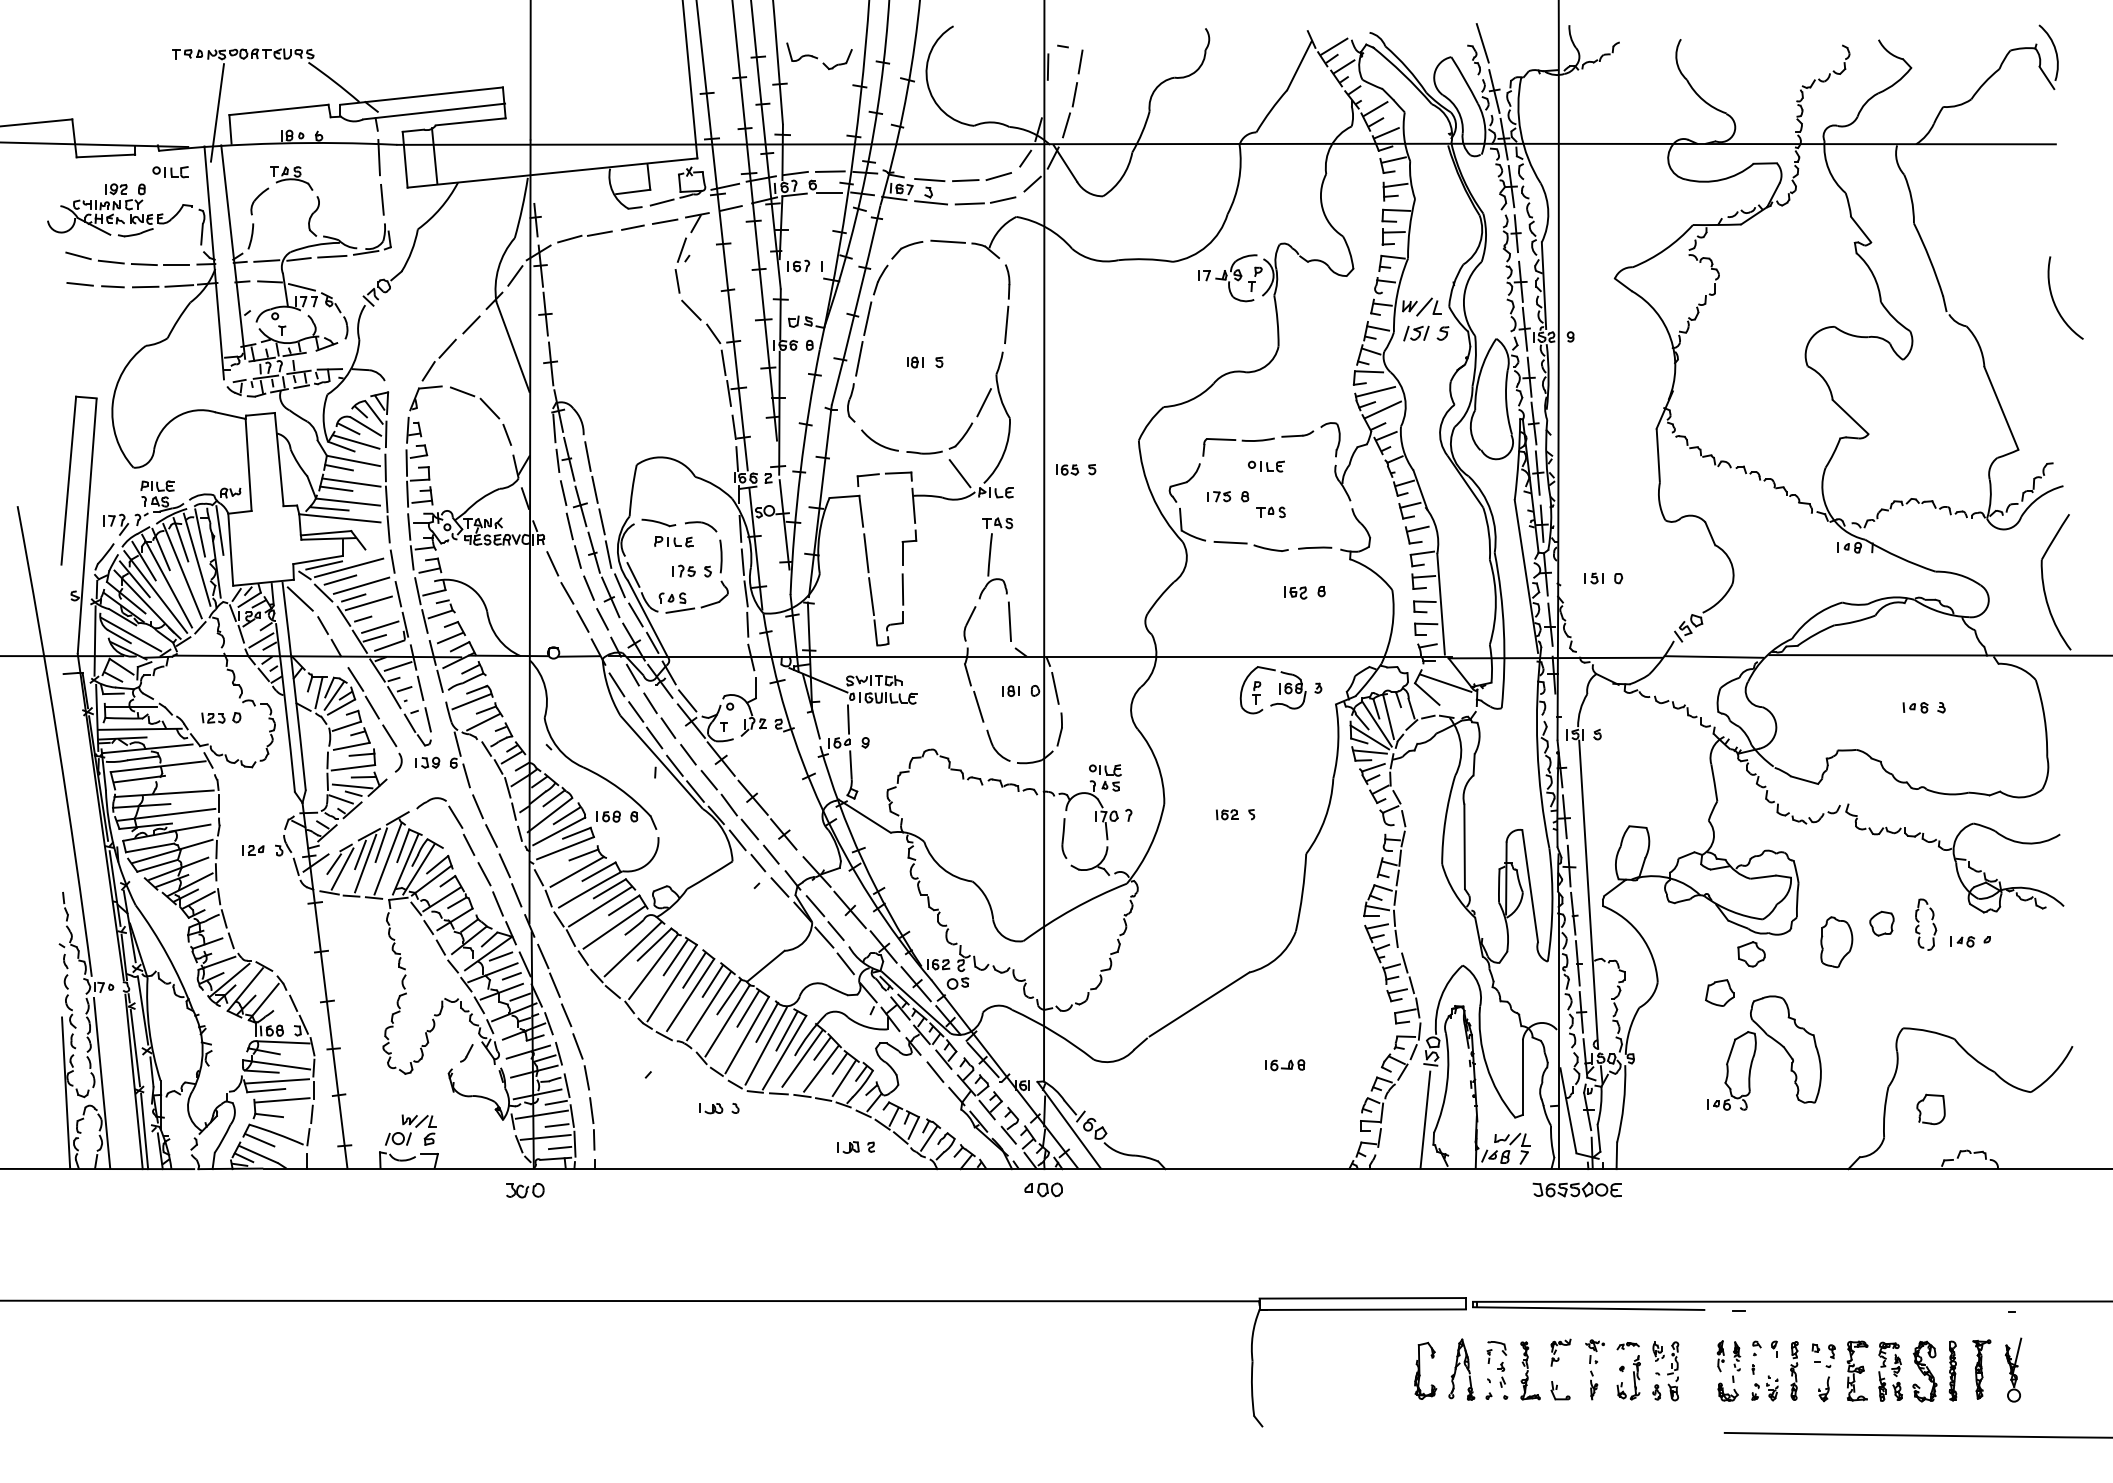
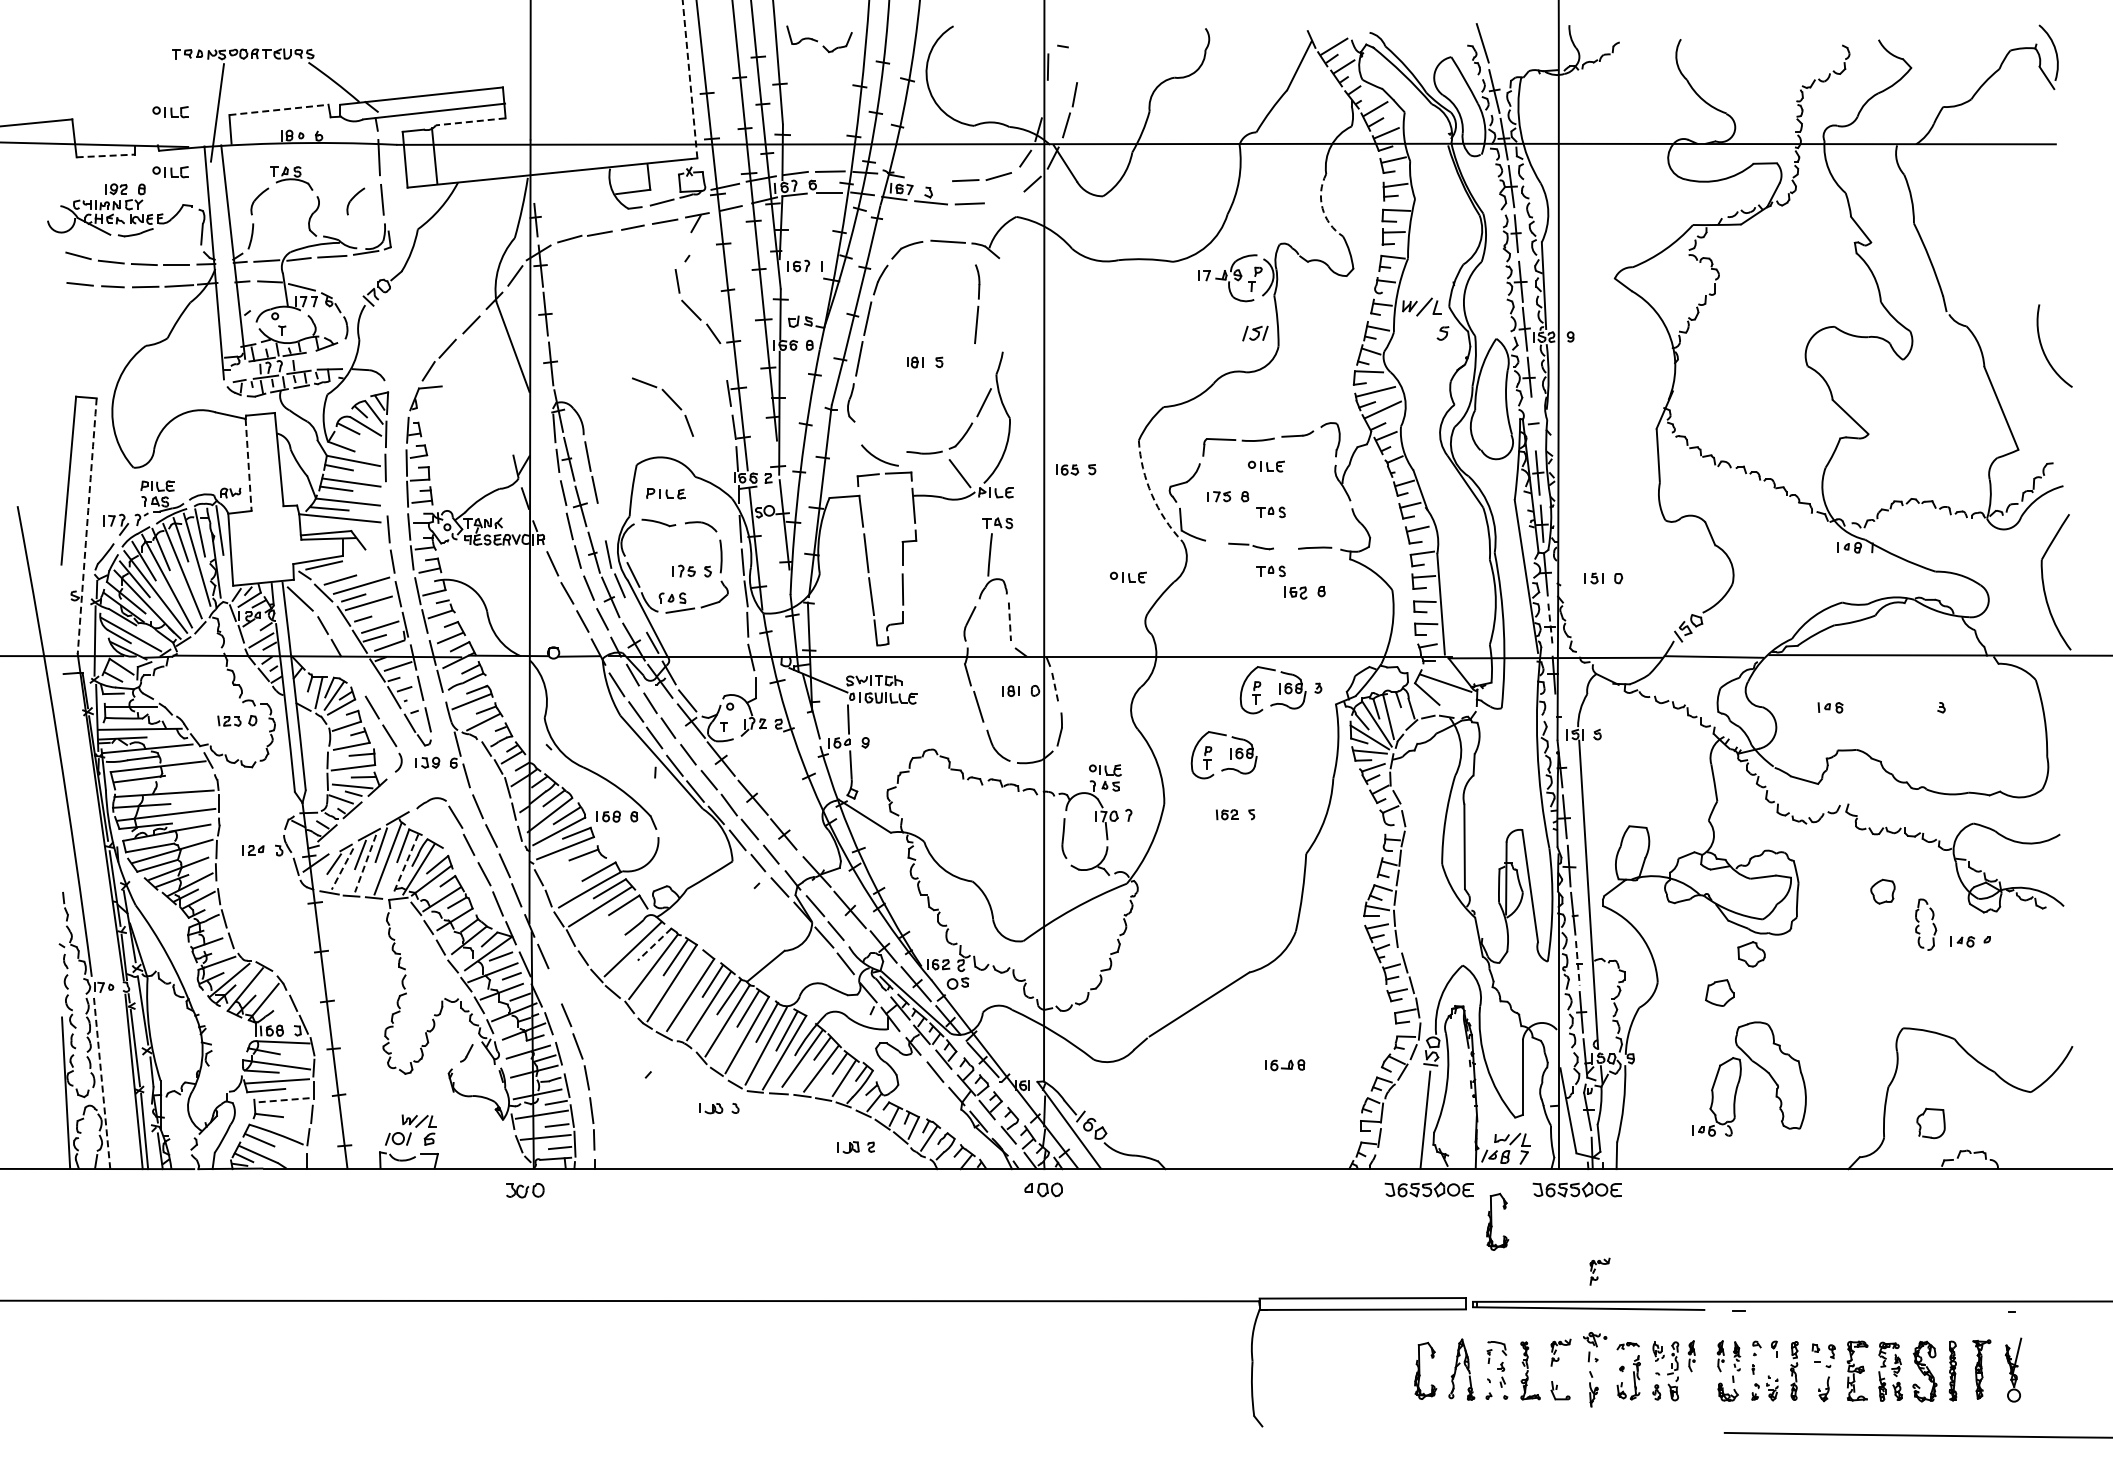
part position: (819, 56) -> (819, 39) (819, 39)
line: present -> none (1080, 61)
line: solid -> dashed (690, 78)
line: solid -> dashed (278, 109)
part: none -> present (170, 112)
line: solid -> dashed (470, 121)
line: solid -> dashed (106, 155)
line: present -> none (929, 179)
line: present -> none (1002, 199)
part: none -> present (355, 201)
arc: solid -> dashed (1322, 208)
line: present -> none (681, 249)
arc position: (2054, 300) -> (2043, 348) (2043, 348)
part position: (1007, 303) -> (977, 303) (977, 303)
part position: (1416, 333) -> (1255, 333) (1255, 333)
line: present -> none (723, 362)
part position: (488, 408) -> (670, 399) (670, 399)
line: present -> none (1533, 423)
line: present -> none (355, 441)
arc position: (877, 442) -> (877, 457) (877, 457)
line: solid -> dashed (248, 465)
arc: solid -> dashed (1152, 495)
line: present -> none (386, 499)
line: present -> none (601, 521)
arc: solid -> dashed (87, 526)
part position: (673, 541) -> (665, 493) (665, 493)
part size: 76x11 px -> 46x9 px (1250, 546)
line: present -> none (348, 567)
part: none -> present (1270, 571)
part: none -> present (1128, 577)
line: present -> none (635, 614)
line: solid -> dashed (1009, 622)
line: solid -> dashed (1550, 625)
line: present -> none (355, 679)
line: solid -> dashed (1055, 688)
part position: (1915, 707) -> (1830, 707) (1830, 707)
part position: (221, 717) -> (237, 720) (237, 720)
part: none -> present (1230, 755)
line: solid -> dashed (365, 863)
line: solid -> dashed (405, 864)
line: solid -> dashed (342, 869)
line: present -> none (576, 871)
part position: (1881, 923) -> (1882, 891) (1882, 891)
line: present -> none (613, 927)
part: present -> none (1836, 942)
line: solid -> dashed (654, 944)
line: solid -> dashed (1577, 963)
line: present -> none (694, 970)
line: present -> none (554, 984)
part position: (1756, 1050) -> (1741, 1076) (1741, 1076)
line: solid -> dashed (102, 1083)
line: solid -> dashed (281, 1100)
part position: (1921, 1112) -> (1921, 1126) (1921, 1126)
part: none -> present (1428, 1189)
part: none -> present (1497, 1221)
part: none -> present (1599, 1271)
part: none -> present (1691, 1356)
part size: 20x62 px -> 25x76 px (1595, 1369)
